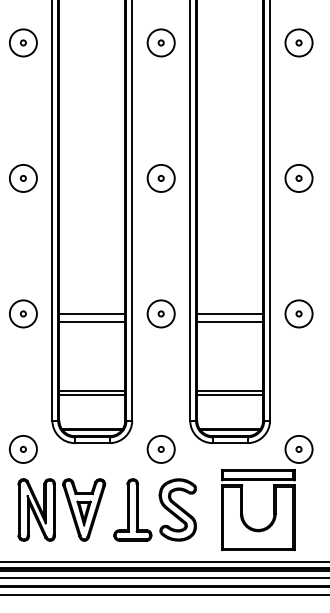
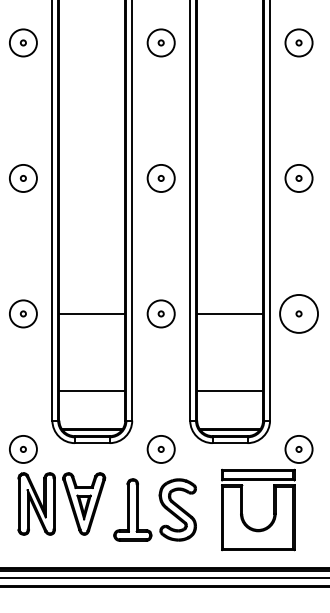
circle diameter: 27 px -> 38 px (299, 313)
line: present -> none (92, 321)
line: present -> none (230, 321)
line: present -> none (92, 395)
line: present -> none (230, 395)
part position: (61, 509) -> (61, 503) (61, 503)
line: present -> none (164, 562)
line: present -> none (164, 594)
